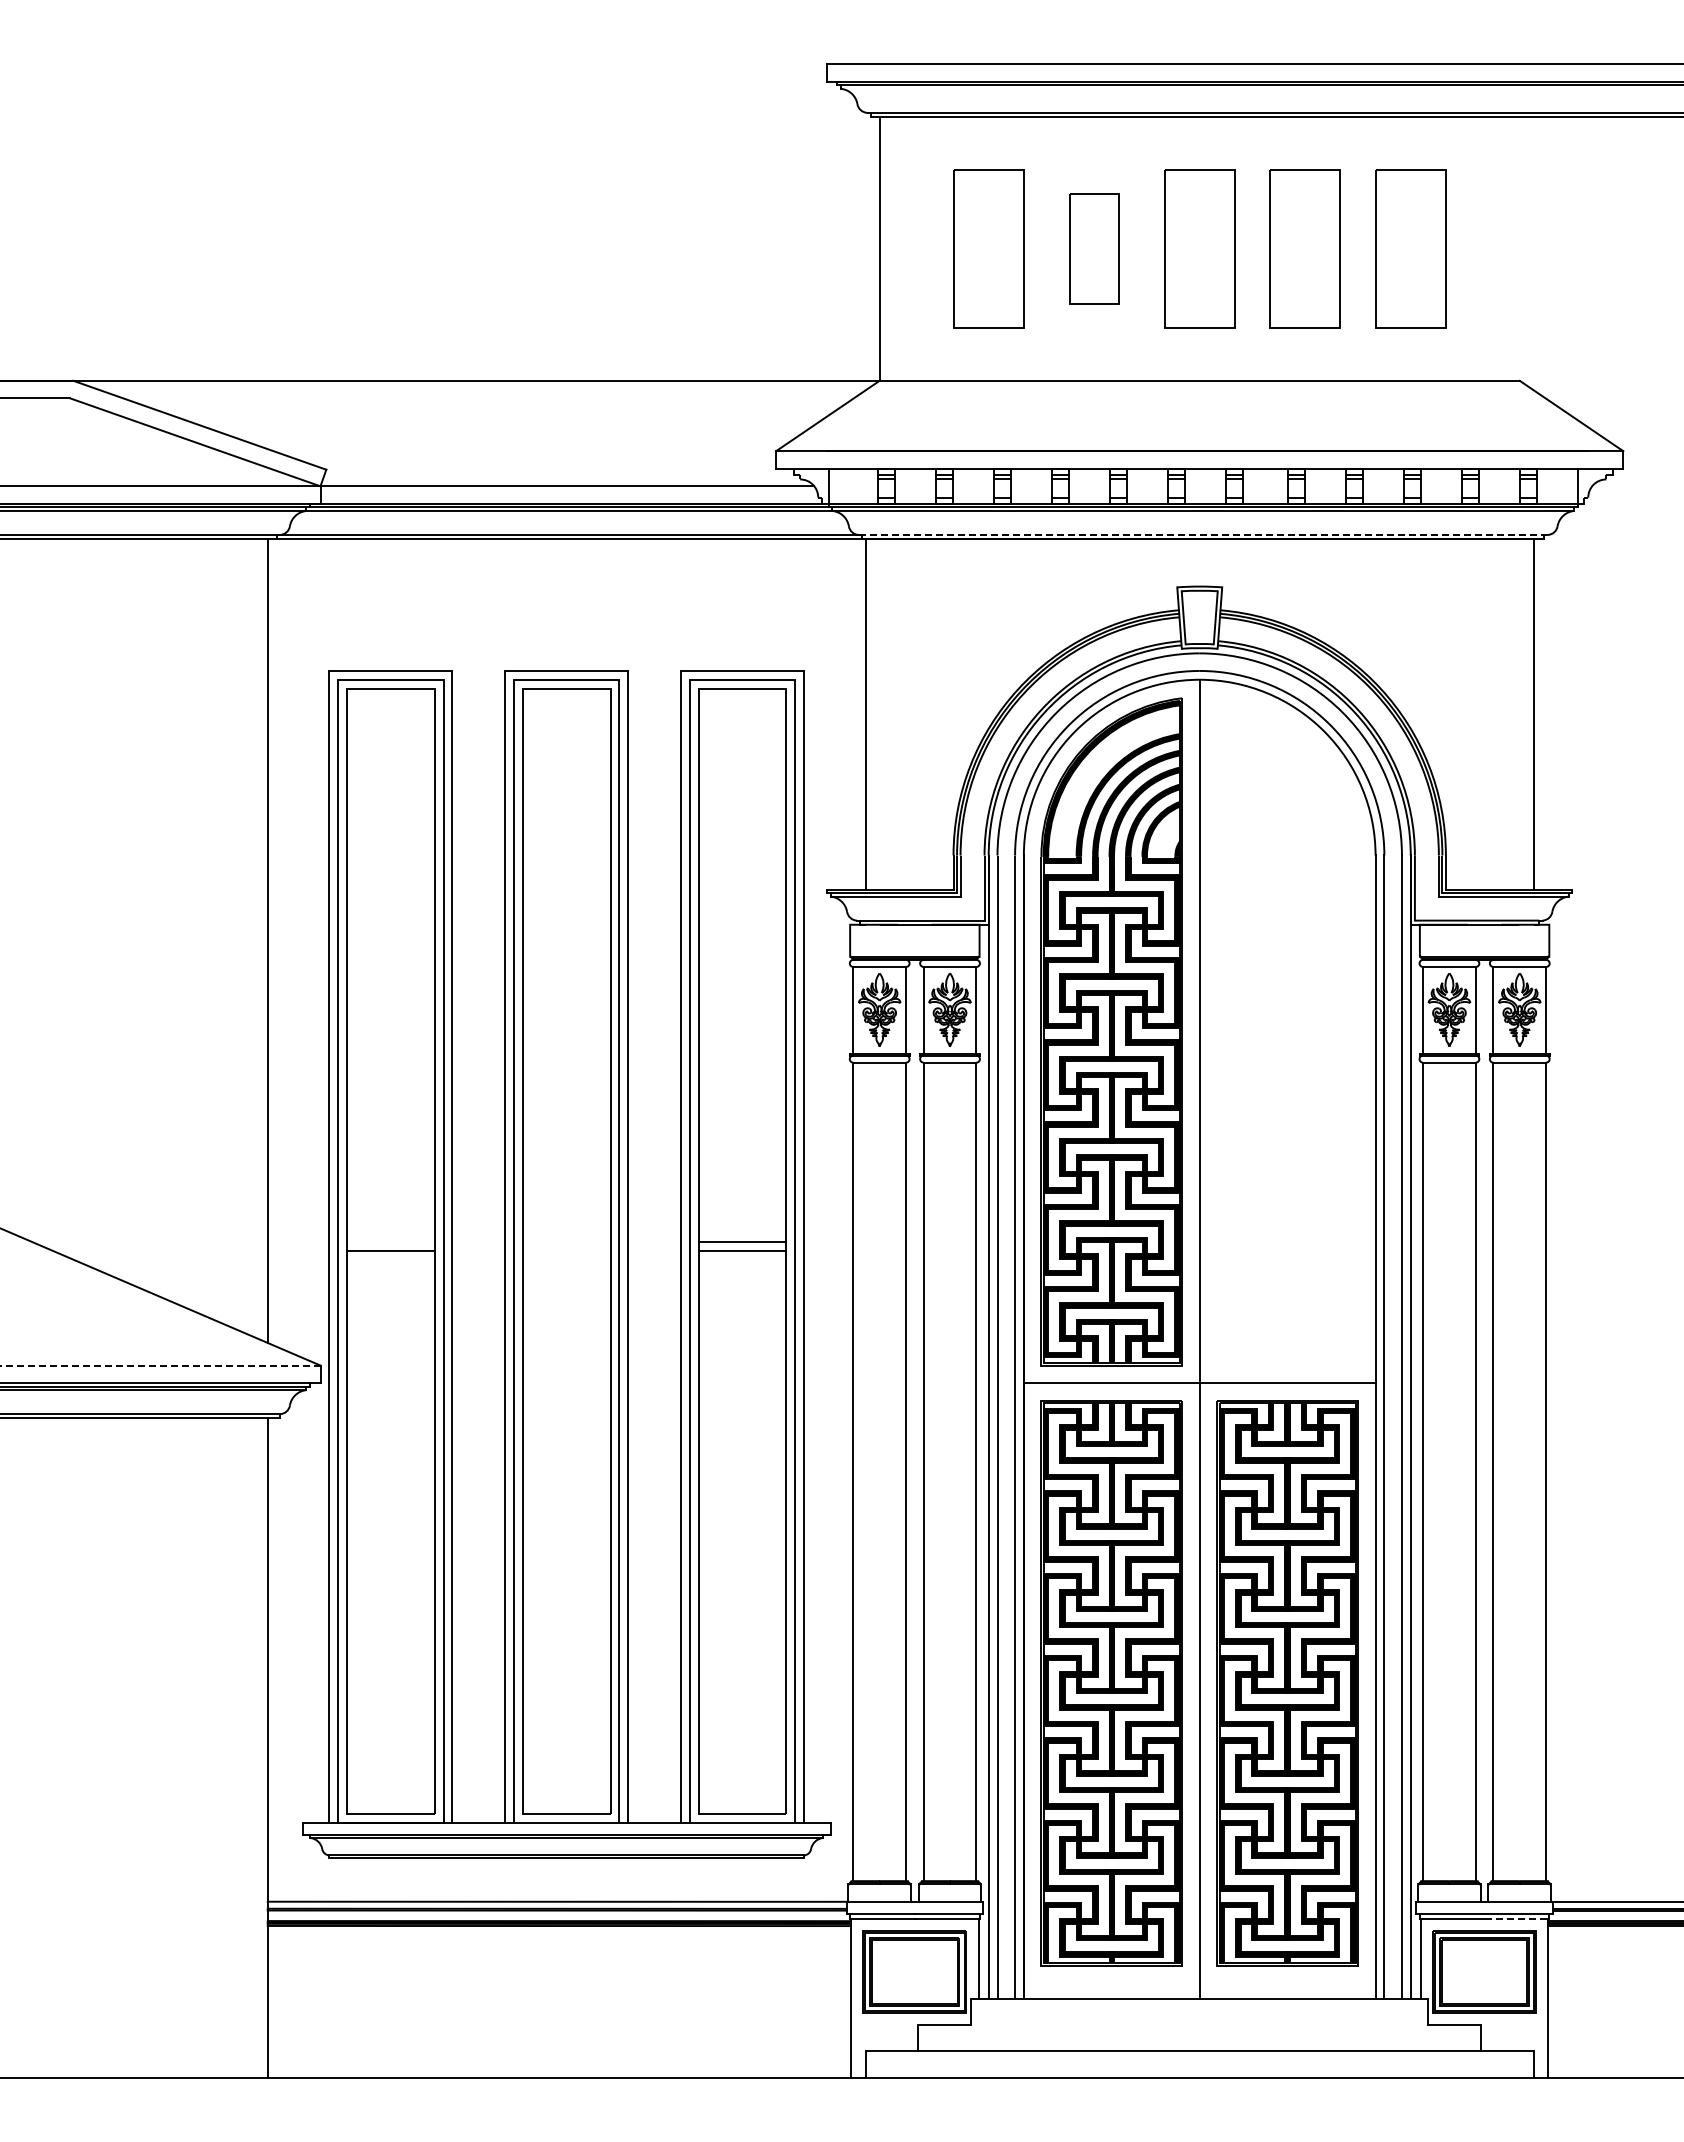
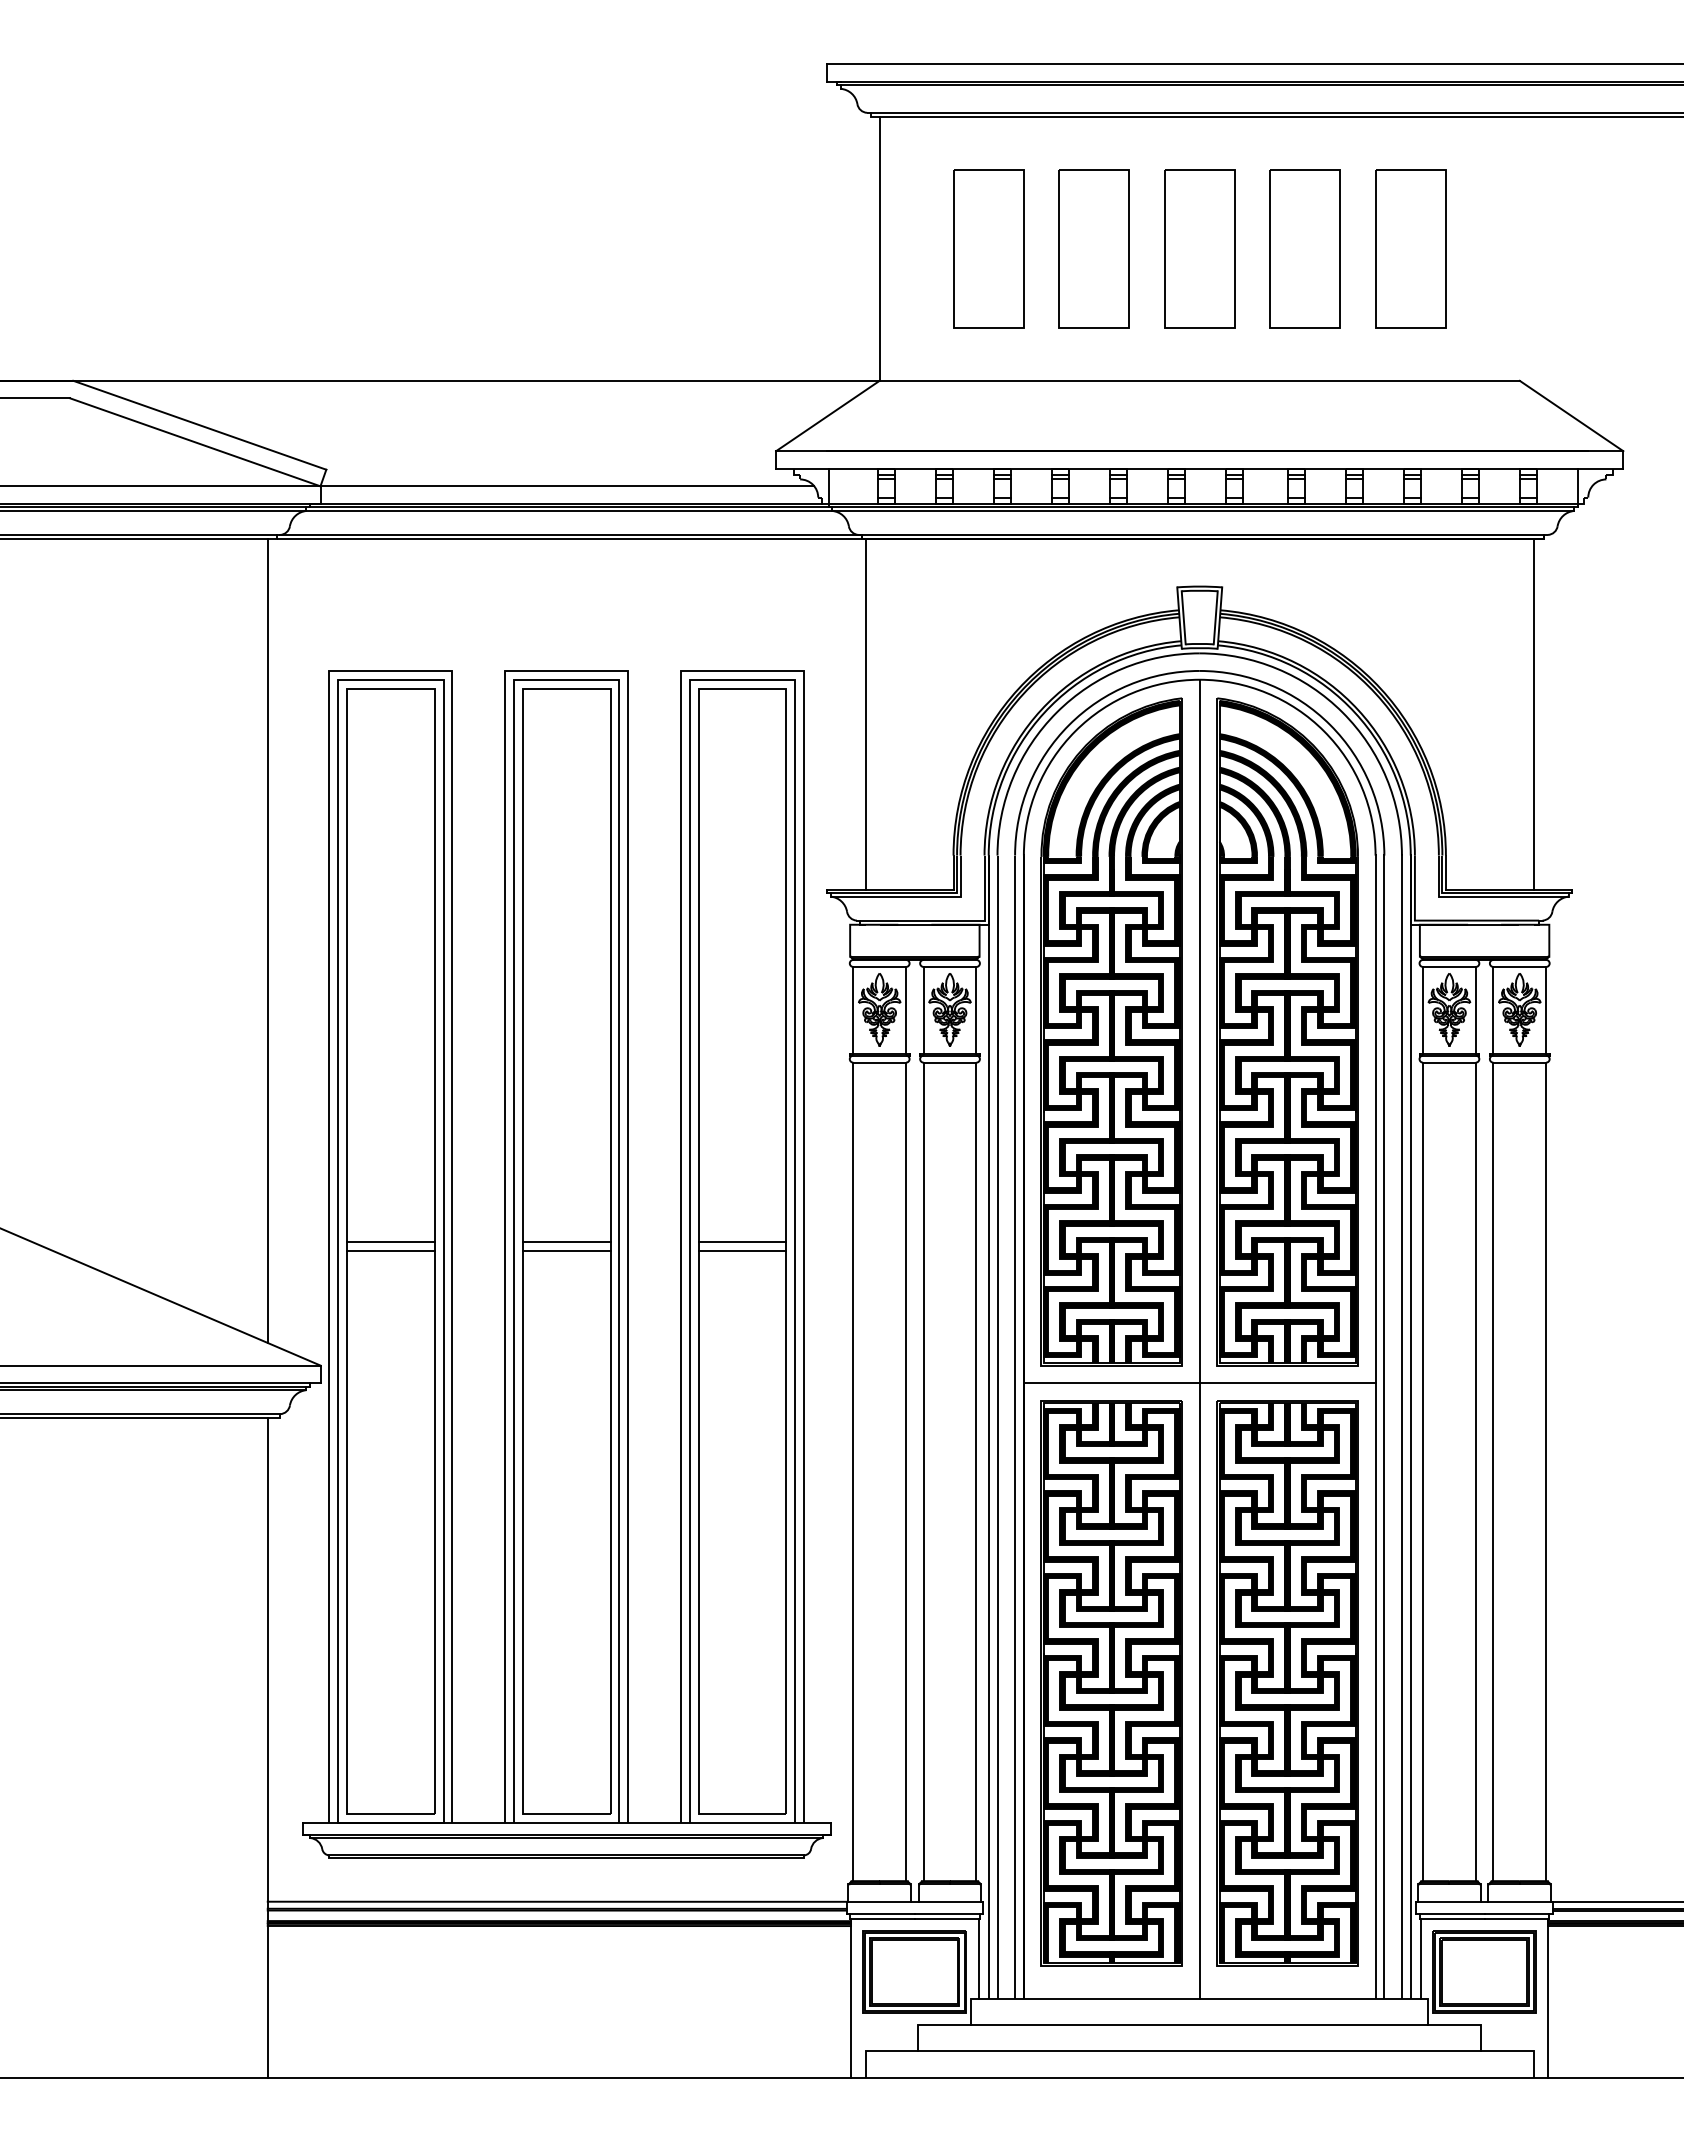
part size: 51x112 px -> 72x160 px (1093, 248)
line: dashed -> solid (1201, 534)
part: none -> present (1287, 1031)
line: none -> present (390, 1242)
line: none -> present (566, 1242)
line: none -> present (566, 1251)
line: dashed -> solid (160, 1365)
line: dashed -> solid (1517, 1918)
line: none -> present (1199, 2024)
